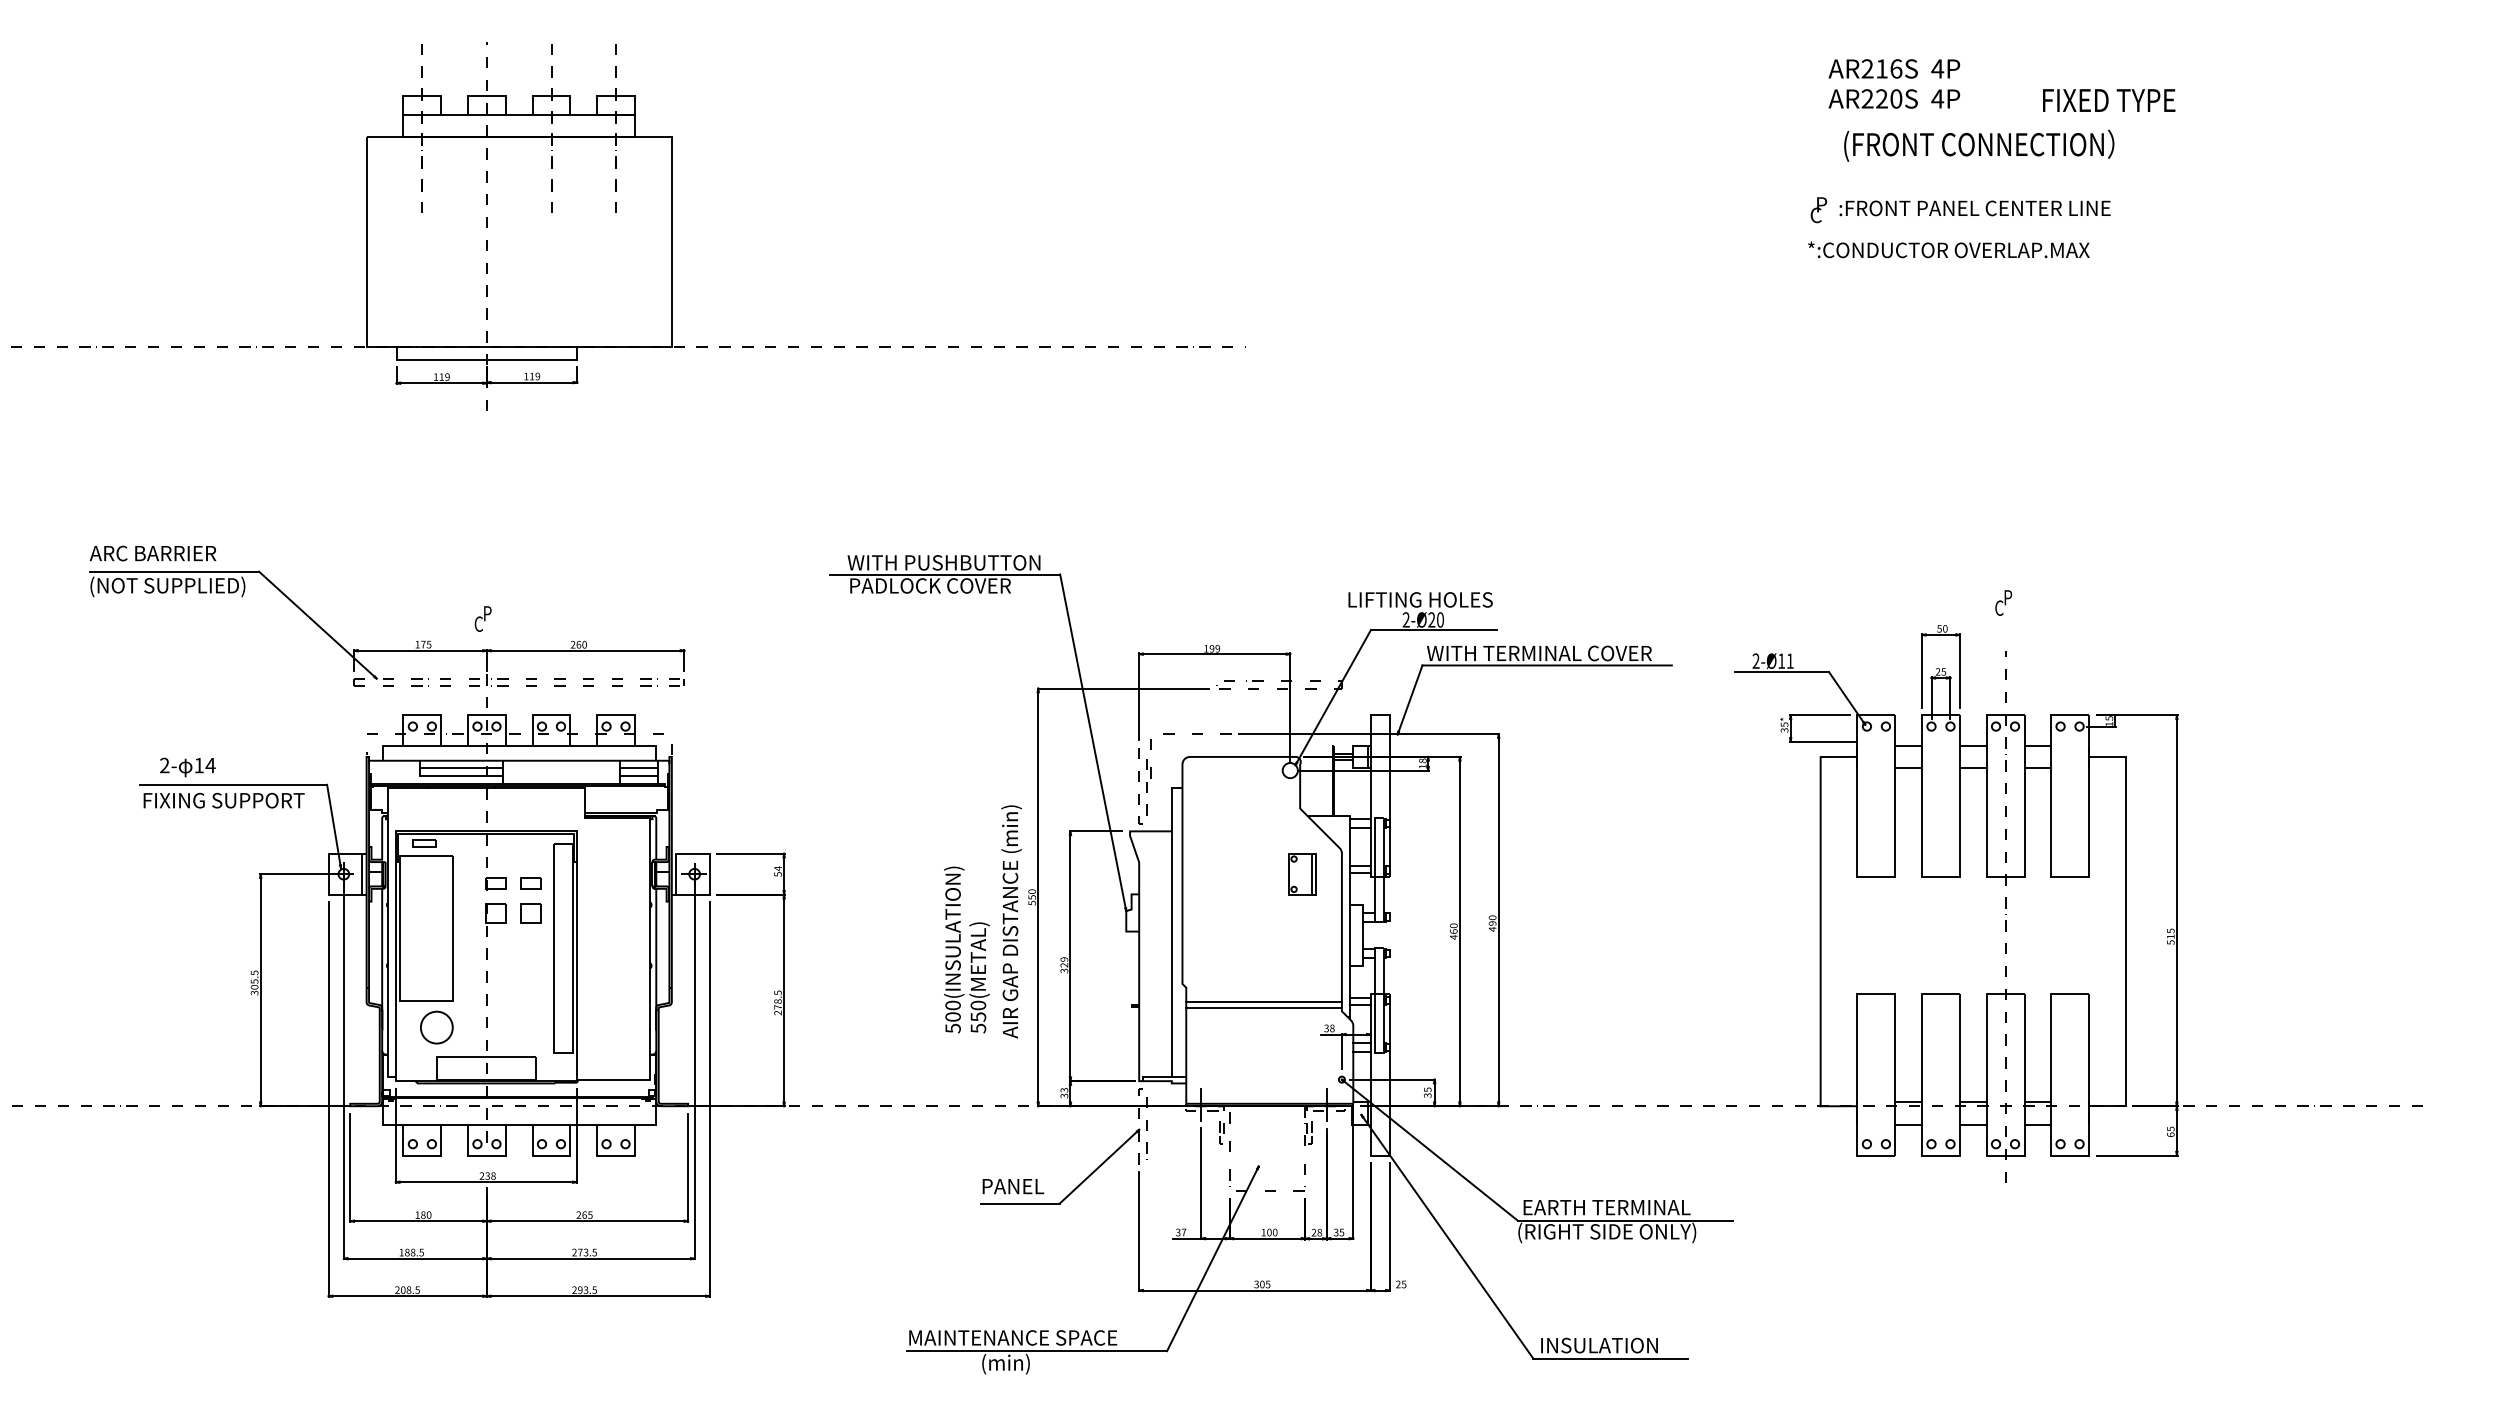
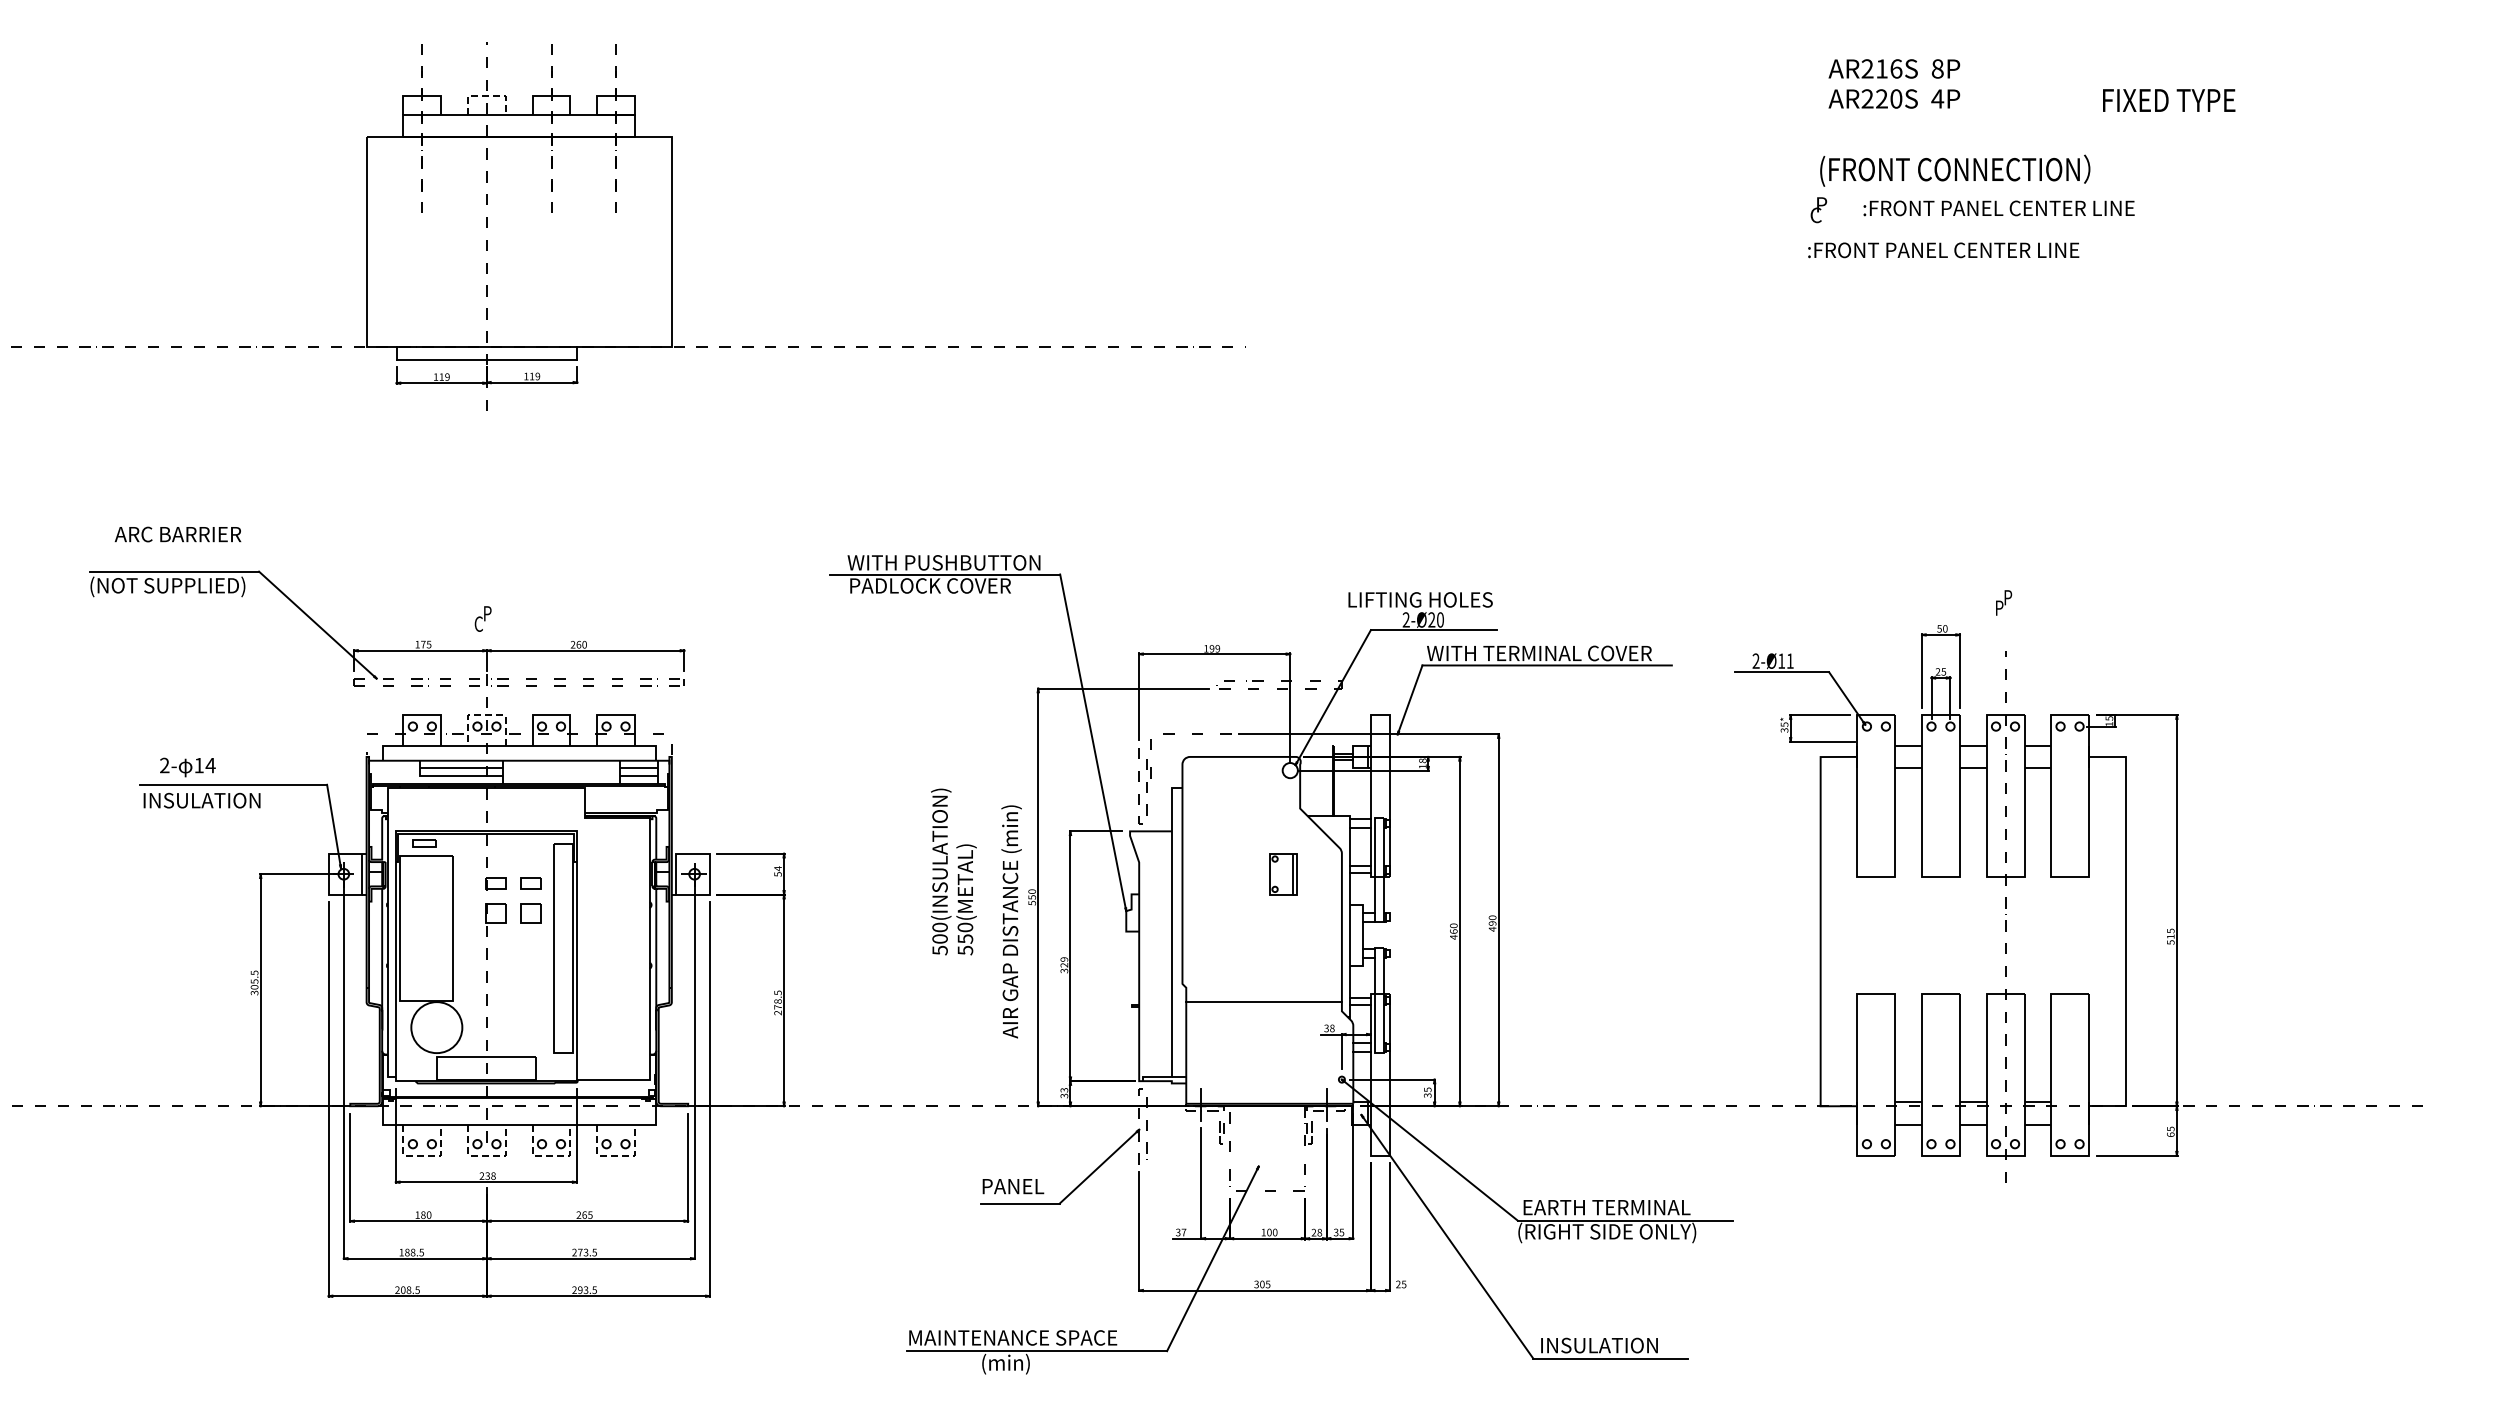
text: 4P -> 8P (1937, 68)
line: solid -> dashed (486, 96)
text position: (2109, 100) -> (2169, 100) (2169, 100)
text position: (1979, 145) -> (1955, 170) (1955, 170)
text position: (1974, 208) -> (1998, 208) (1998, 208)
text: *:CONDUCTOR OVERLAP.MAX -> :FRONT PANEL CENTER LINE (1948, 249)
text position: (152, 553) -> (177, 534) (177, 534)
text: C -> P (1999, 607)
line: solid -> dashed (486, 715)
text: FIXING SUPPORT -> INSULATION (224, 800)
part position: (1302, 874) -> (1283, 874) (1283, 874)
text position: (966, 949) -> (953, 871) (953, 871)
line: present -> none (1263, 1008)
circle diameter: 32 px -> 51 px (436, 1027)
line: solid -> dashed (422, 1155)
line: solid -> dashed (486, 1155)
line: solid -> dashed (551, 1155)
line: solid -> dashed (616, 1155)
